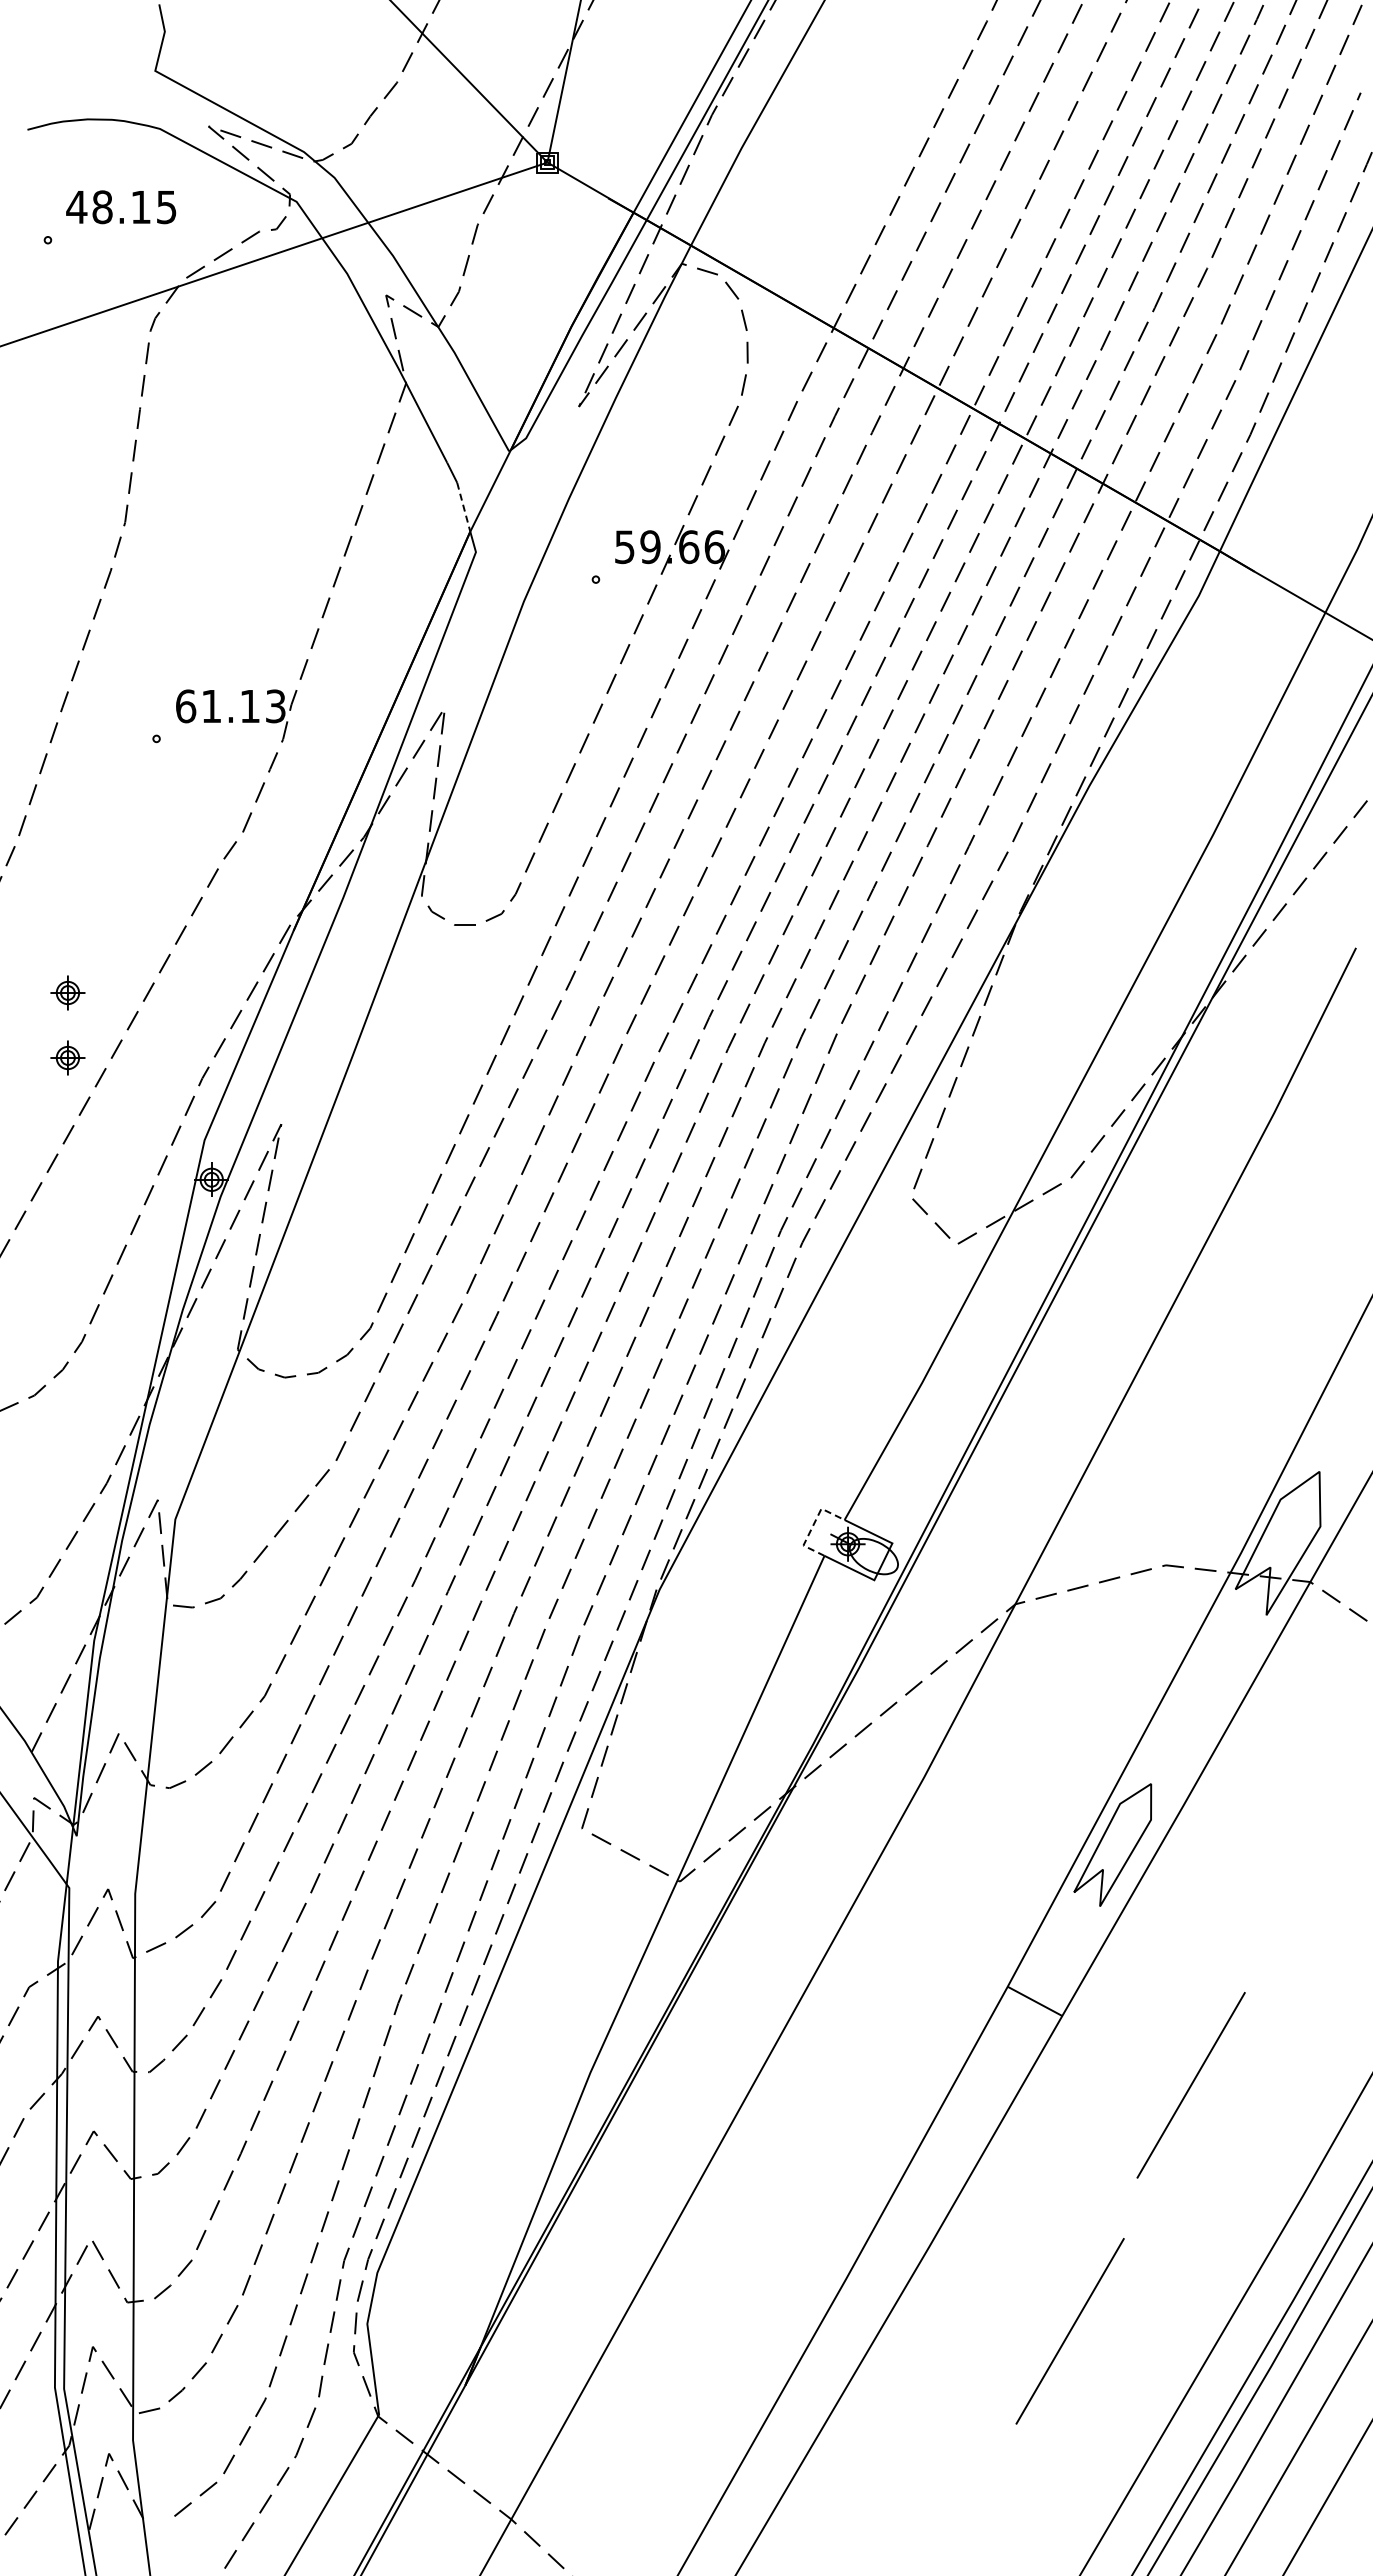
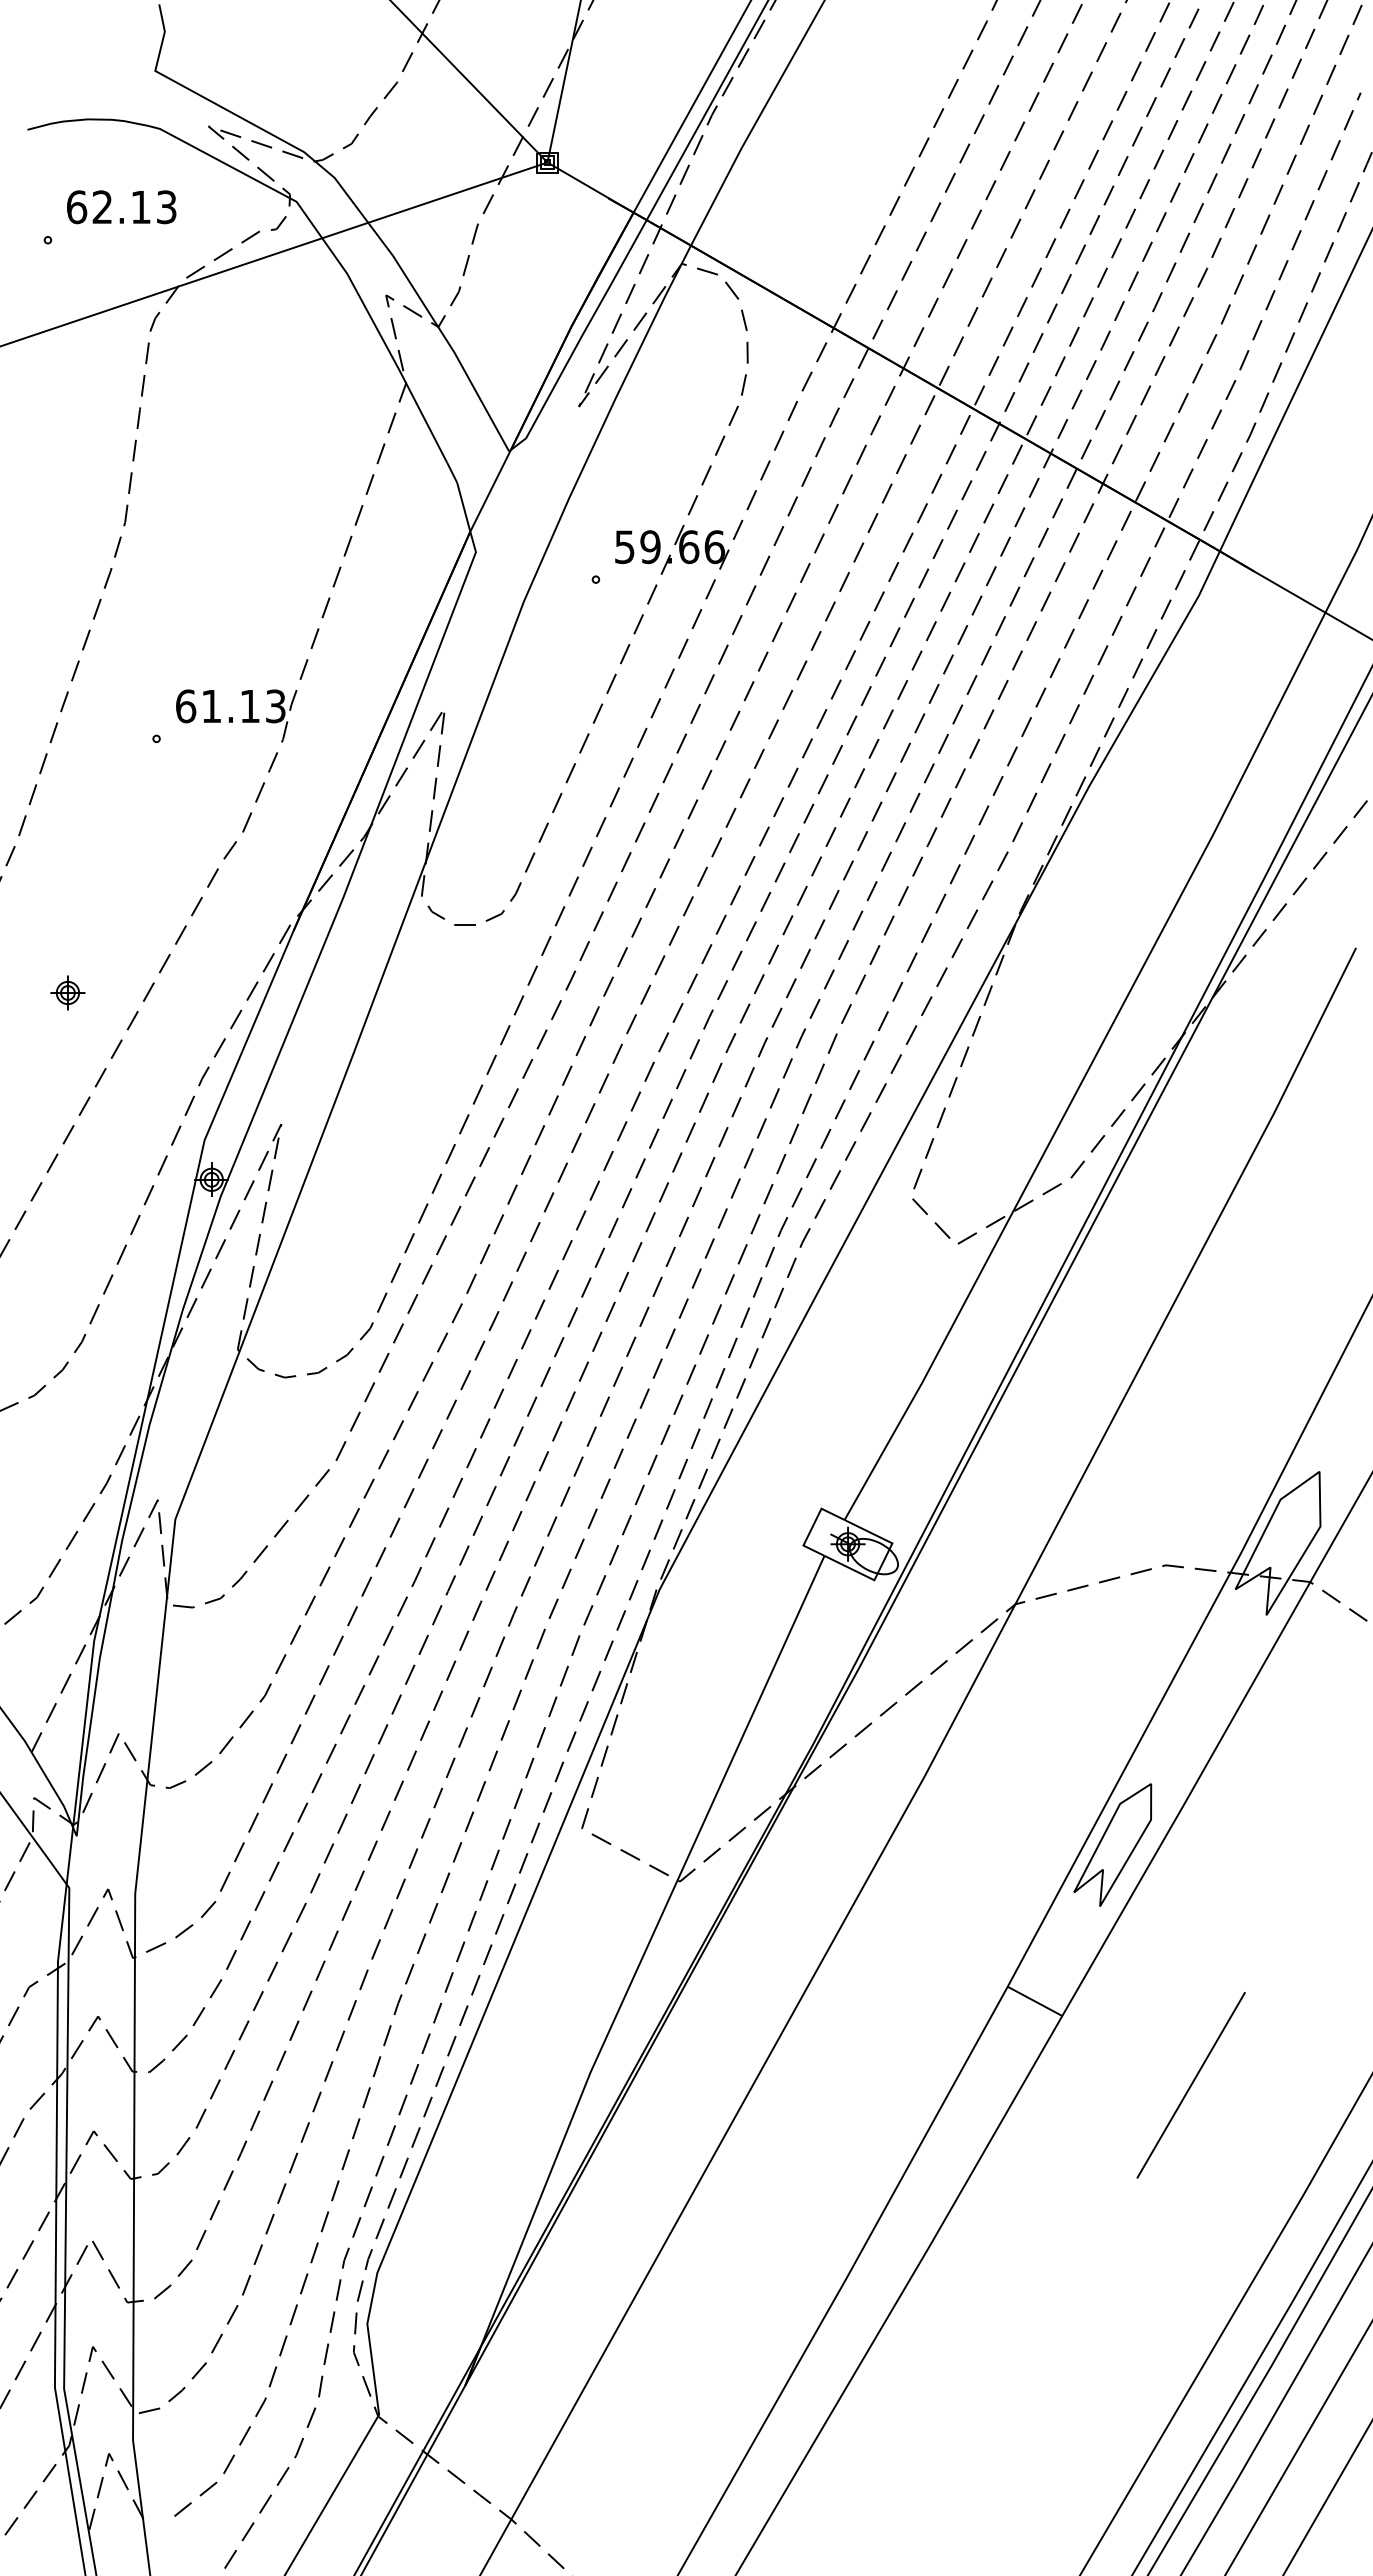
text: 48.15 -> 62.13 (121, 207)
line: dashed -> solid (463, 507)
part: present -> none (67, 1057)
line: dashed -> solid (812, 1526)
line: present -> none (1069, 2331)
